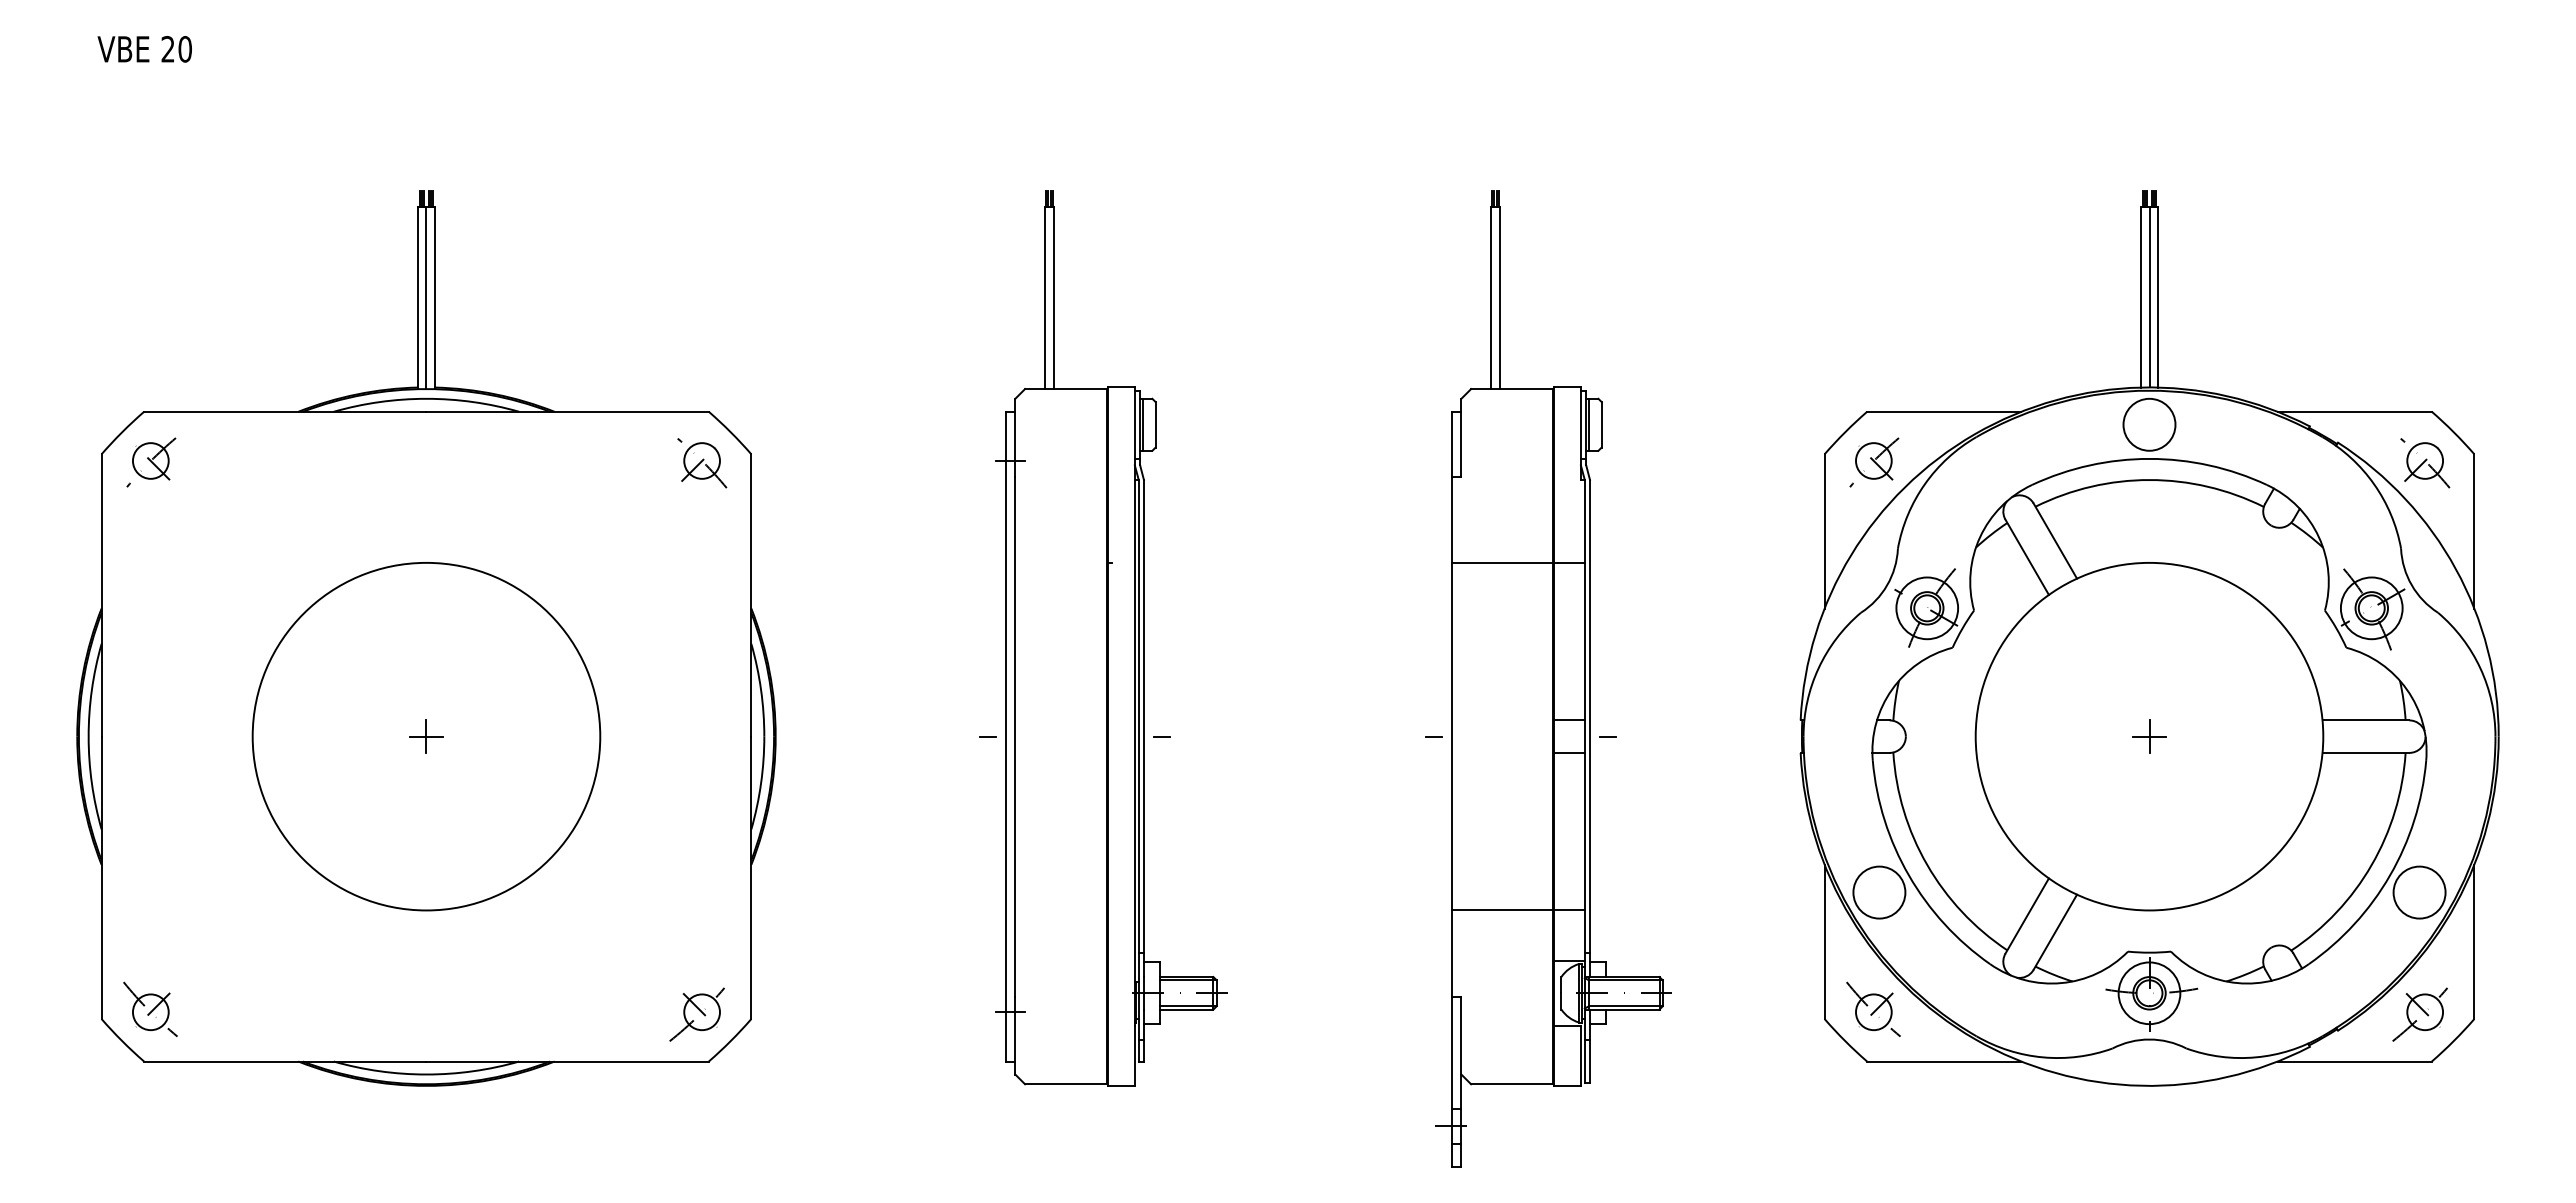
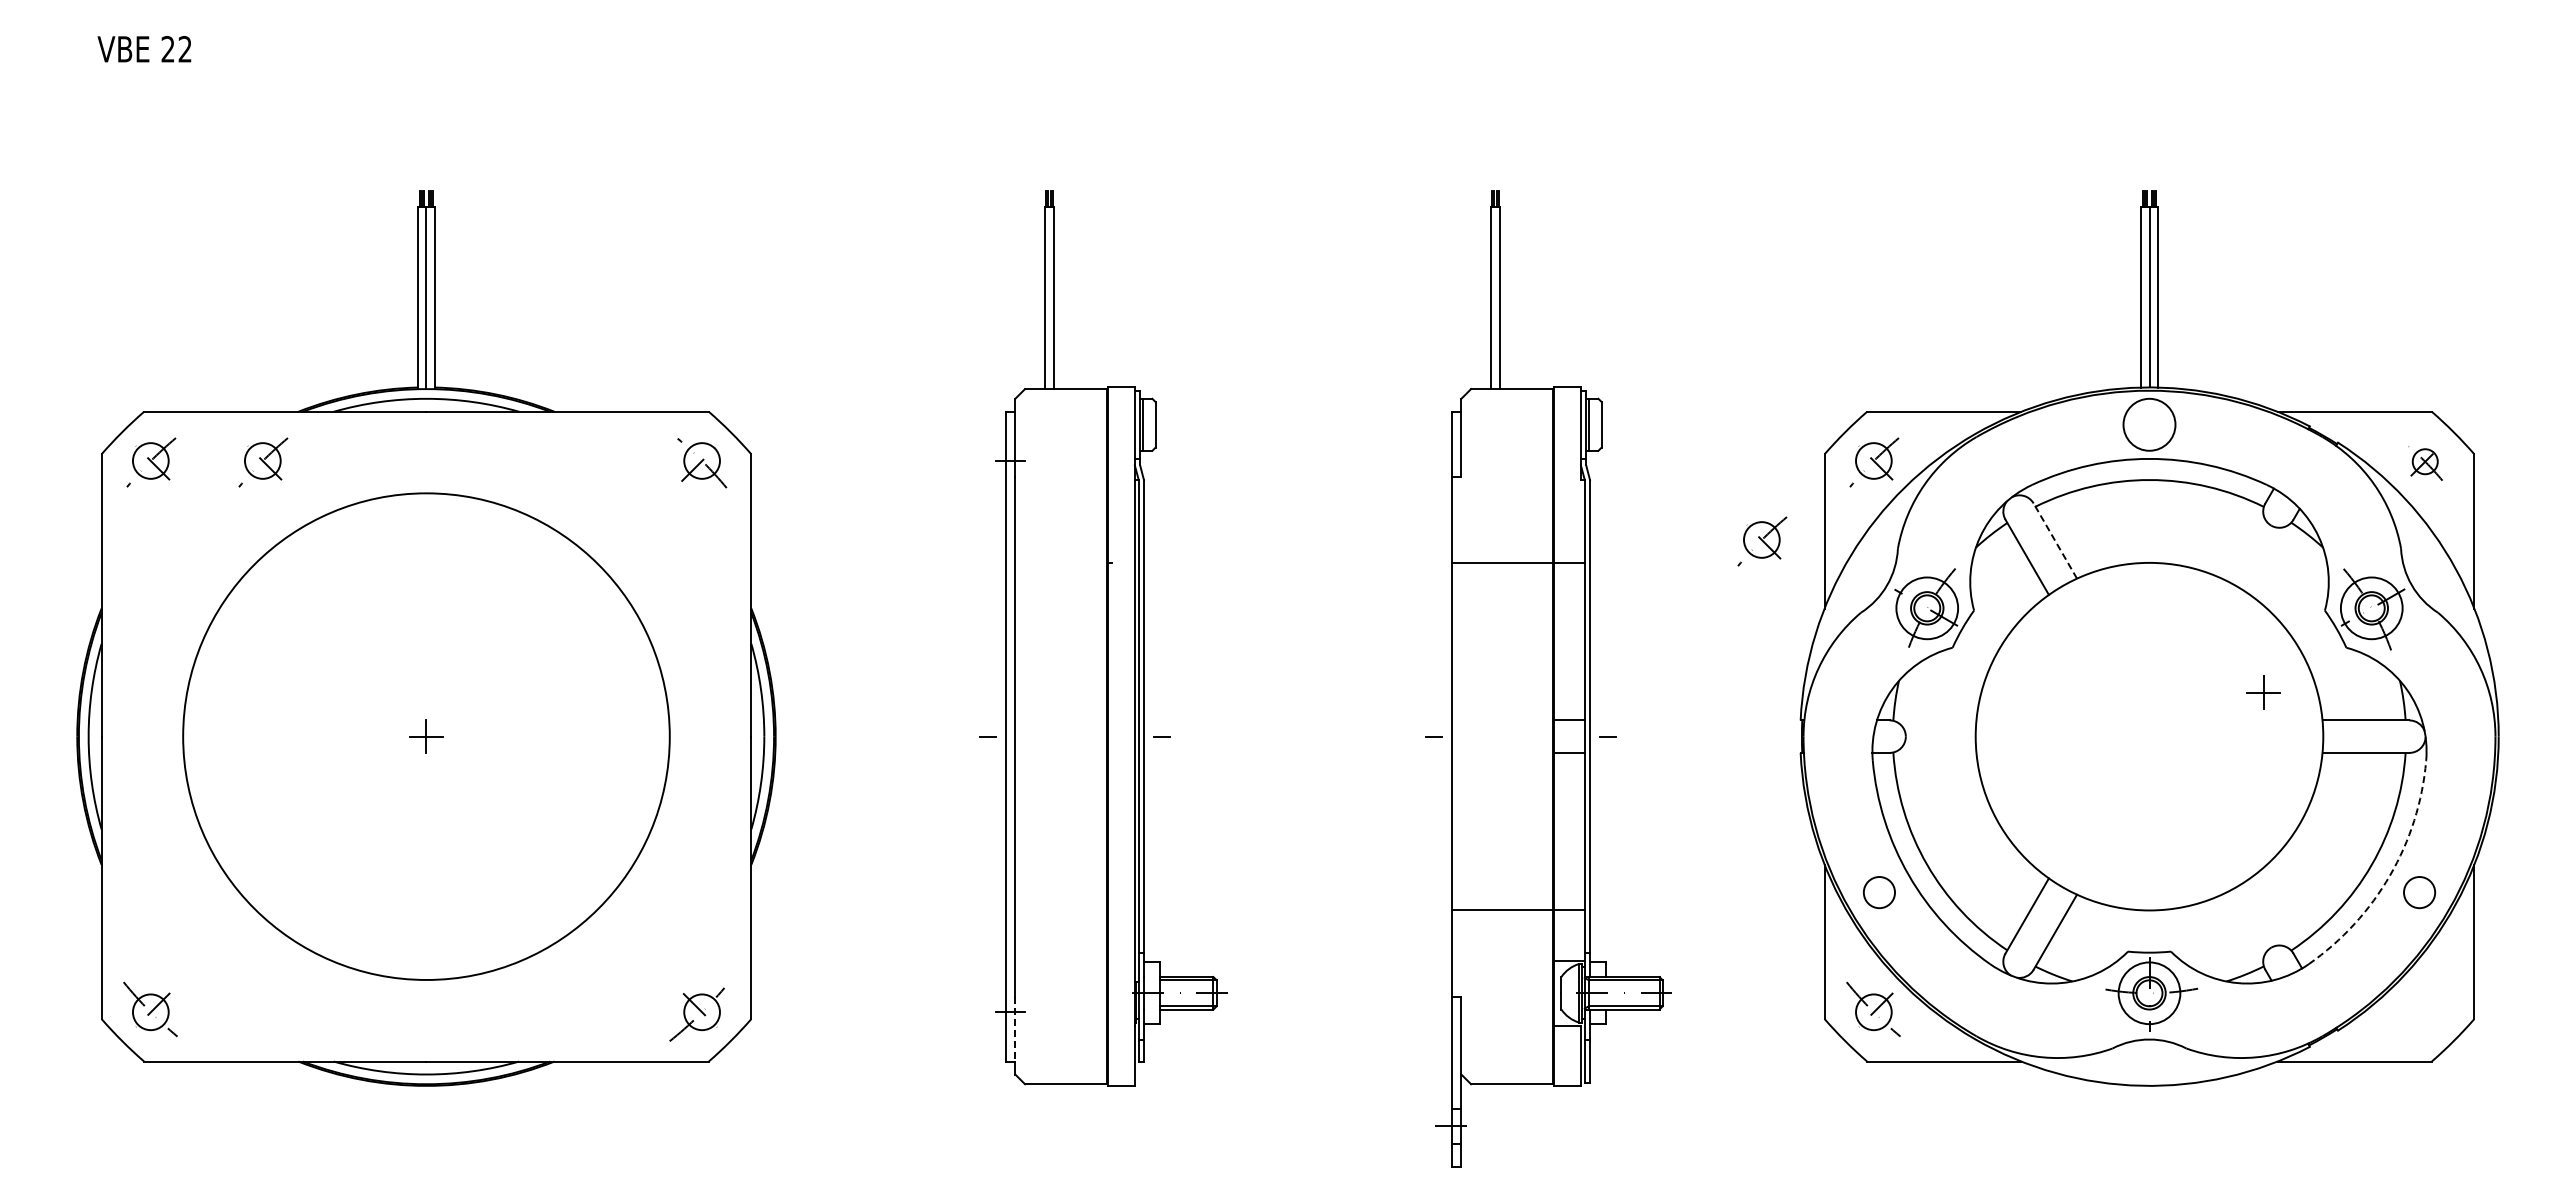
text: 20 -> 22 (184, 49)
part: none -> present (263, 462)
part size: 51x51 px -> 35x35 px (2425, 463)
line: solid -> dashed (2055, 540)
part: none -> present (1762, 541)
circle diameter: 348 px -> 487 px (426, 736)
part position: (2149, 736) -> (2263, 692) (2263, 692)
arc: solid -> dashed (2390, 875)
circle diameter: 52 px -> 31 px (1879, 892)
circle diameter: 52 px -> 31 px (2419, 892)
part: present -> none (2419, 1014)
line: solid -> dashed (1015, 1029)
